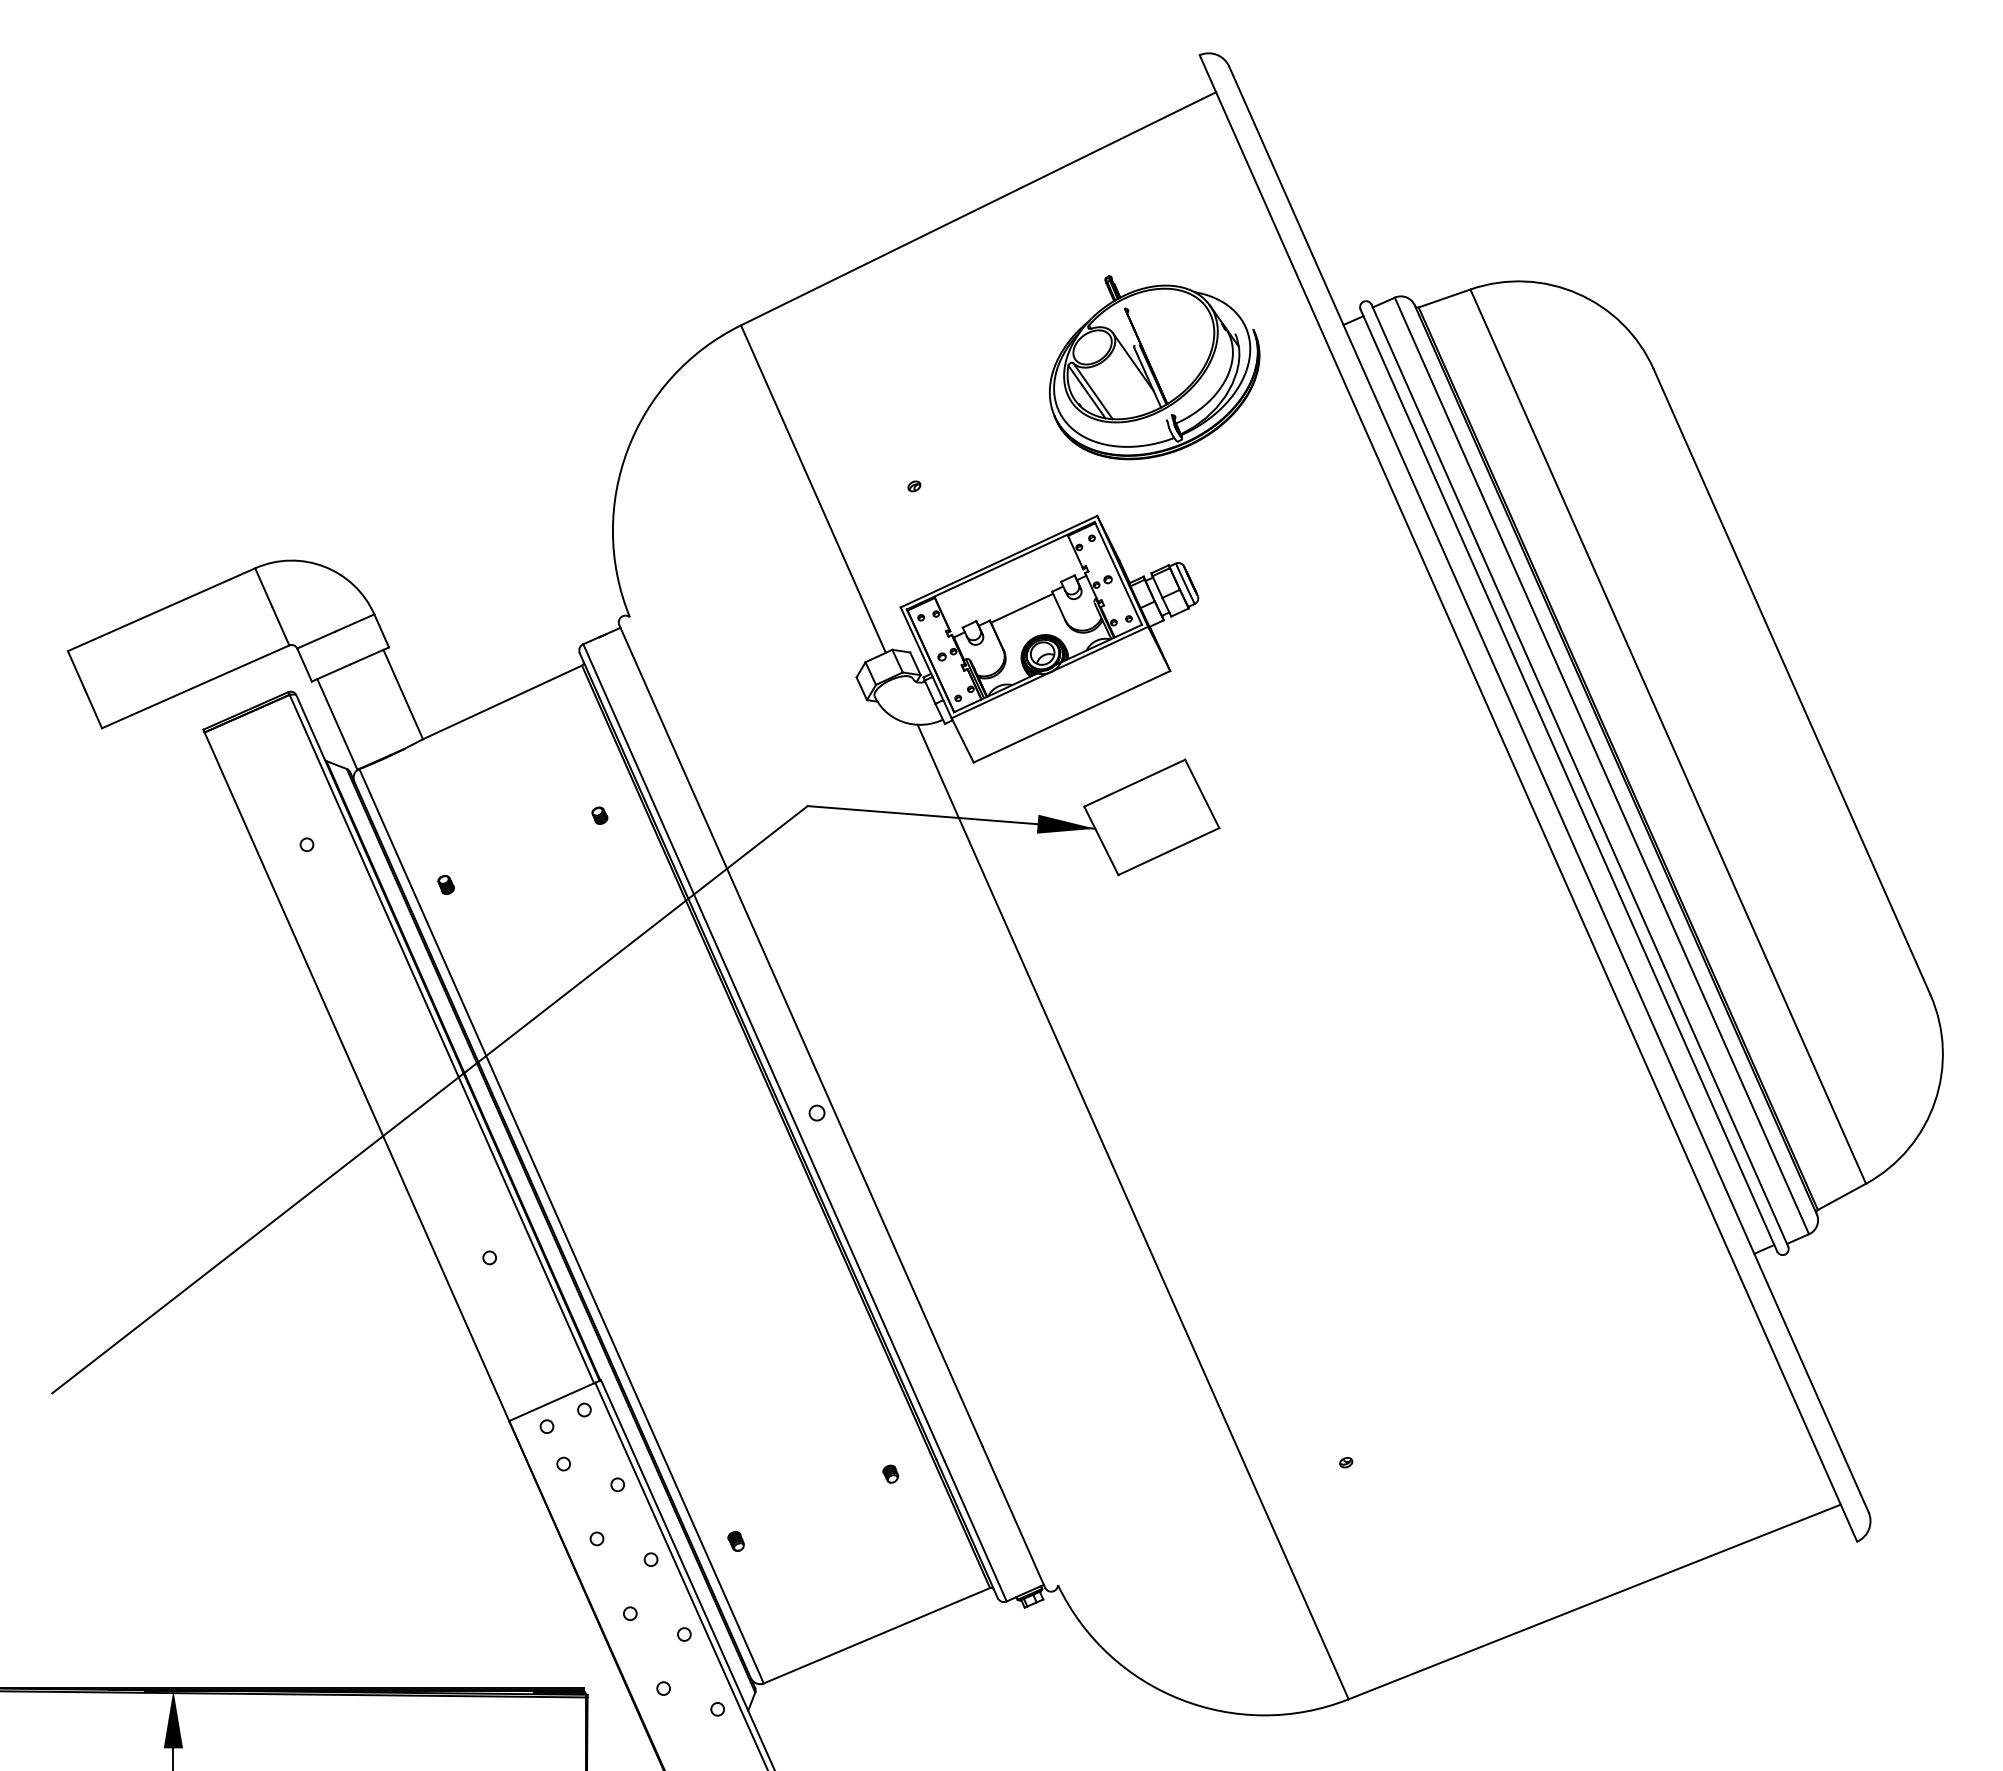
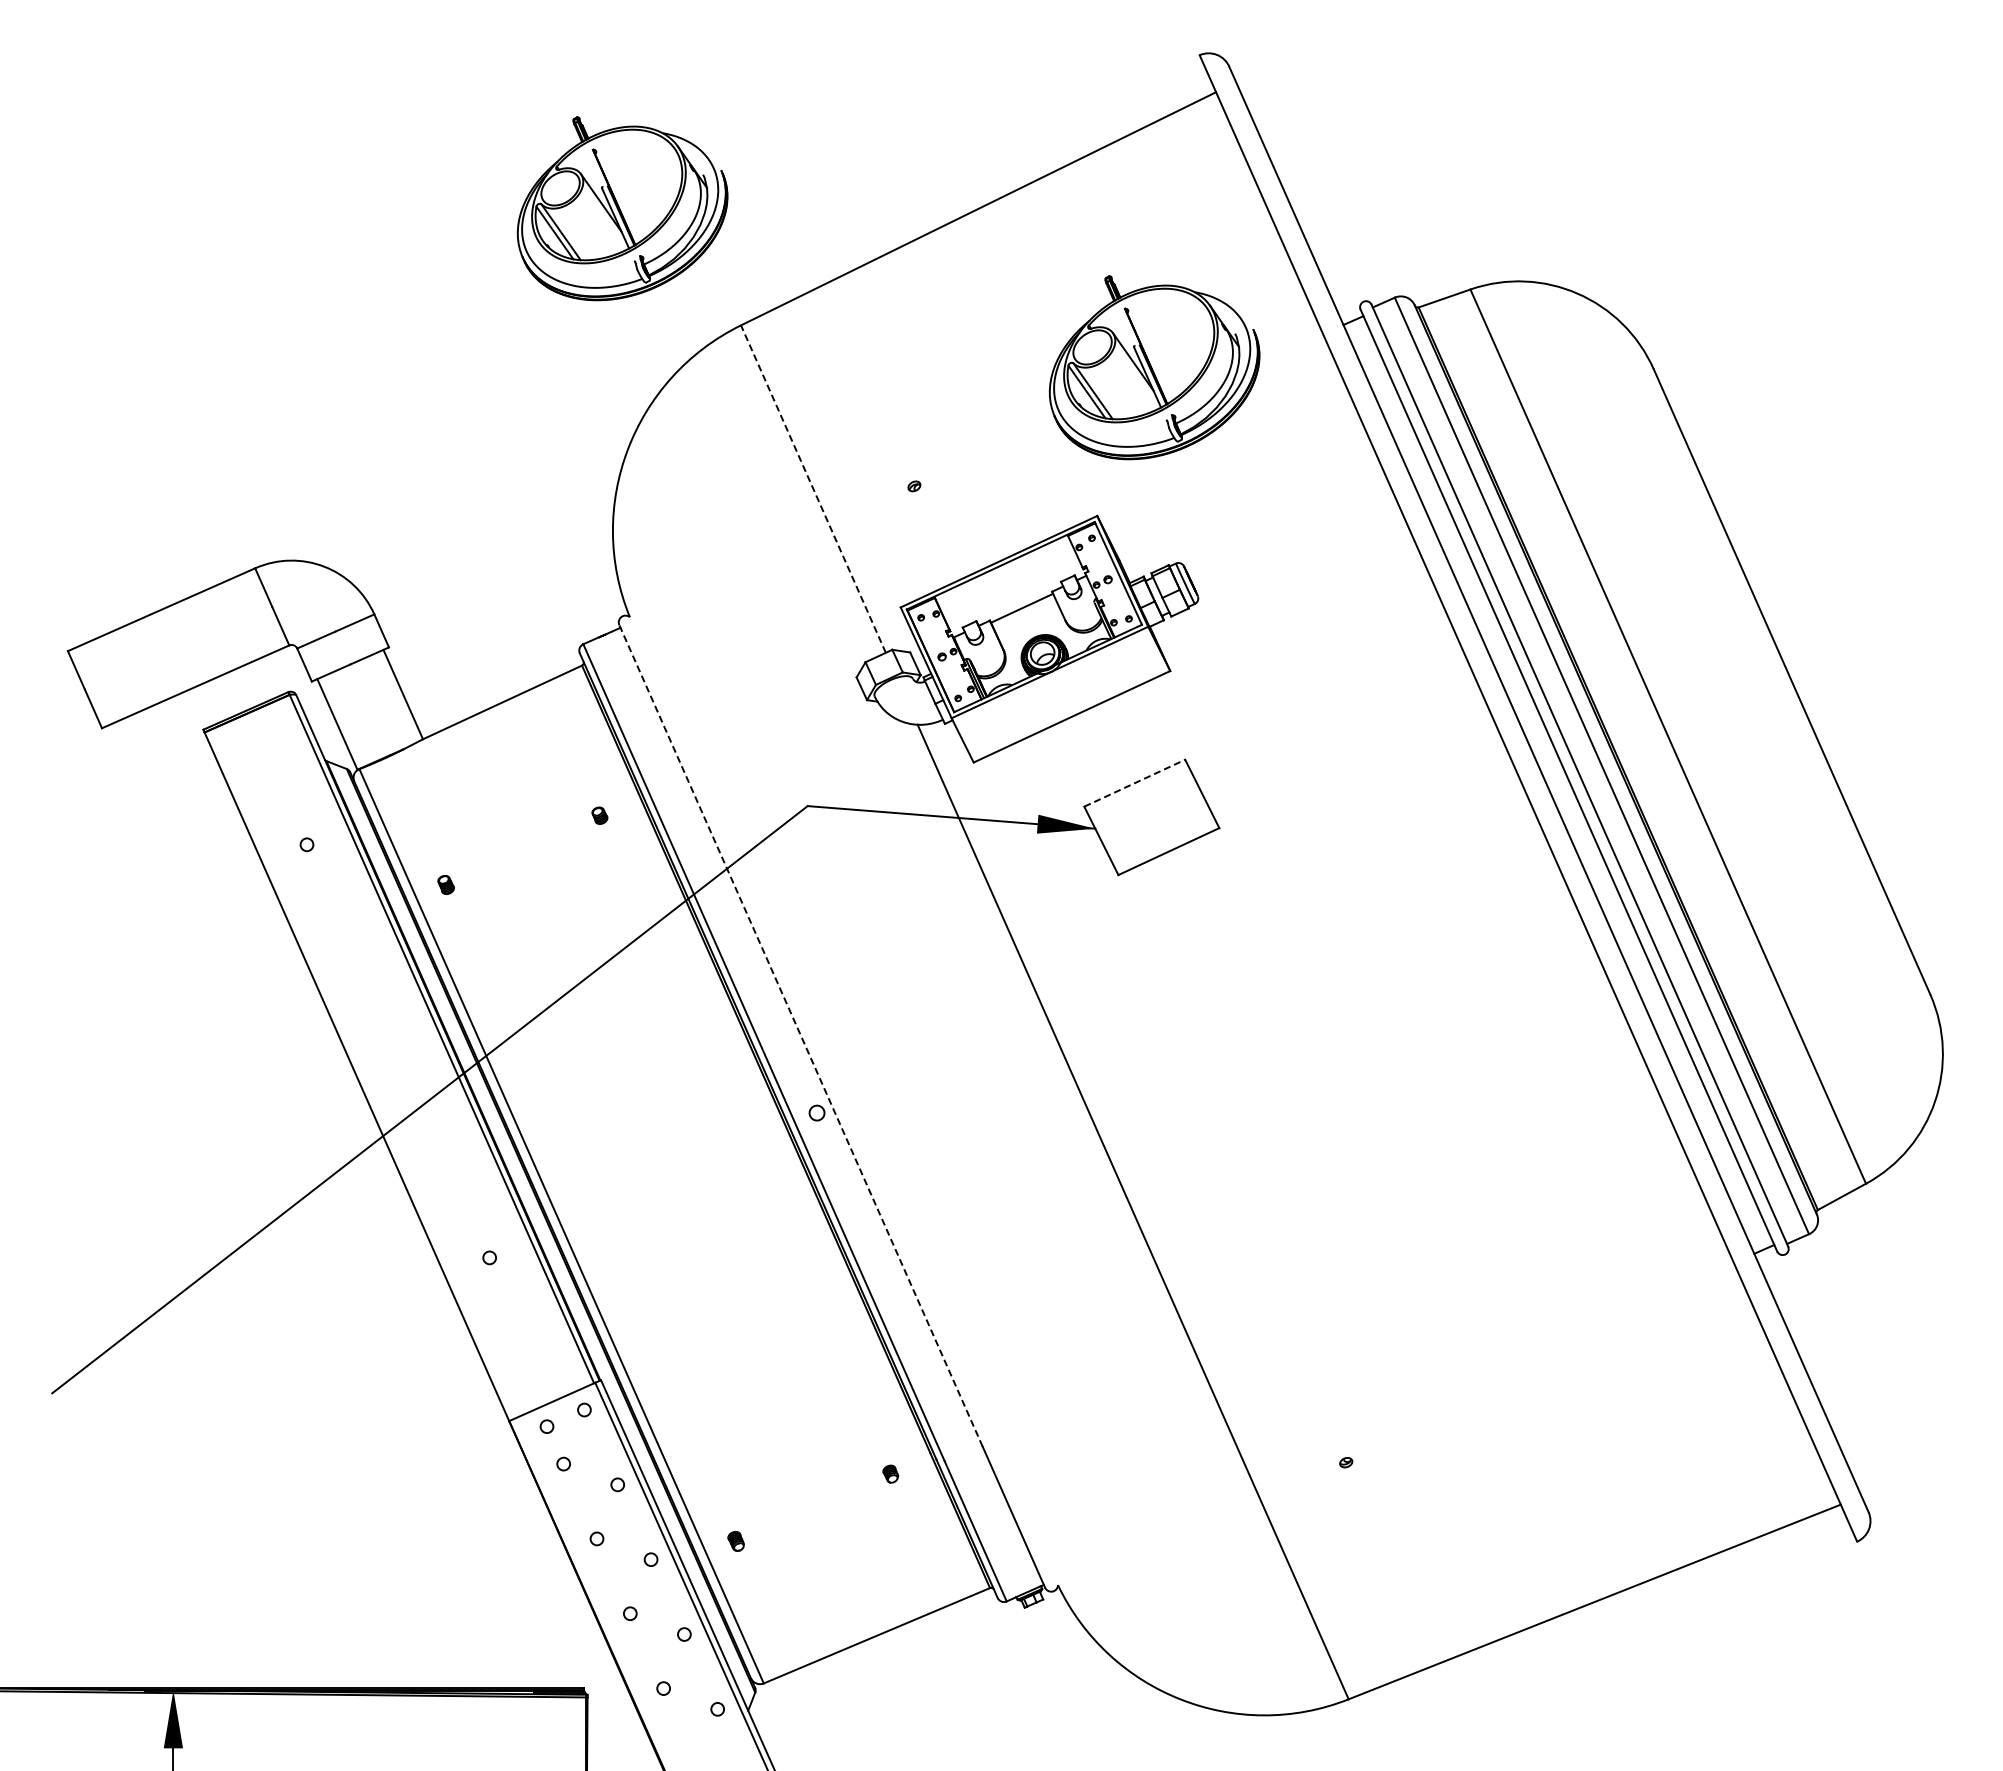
part: none -> present (622, 208)
line: solid -> dashed (813, 488)
line: solid -> dashed (1134, 783)
line: solid -> dashed (800, 1035)
